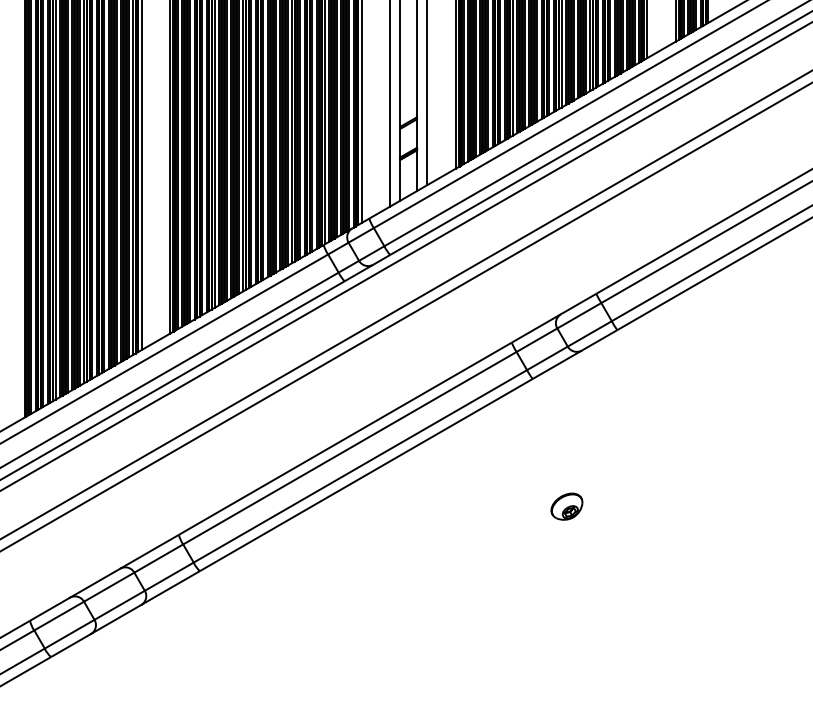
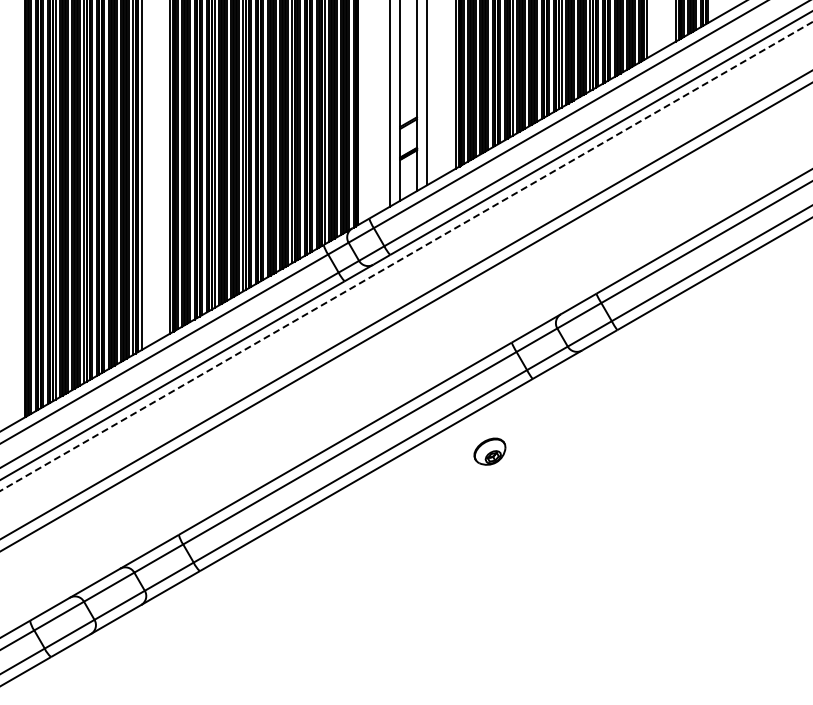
line: present -> none (361, 112)
line: solid -> dashed (406, 256)
part position: (566, 506) -> (489, 451) (489, 451)
